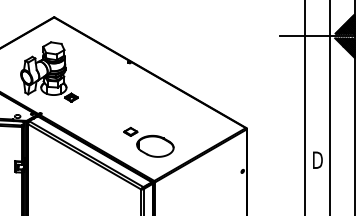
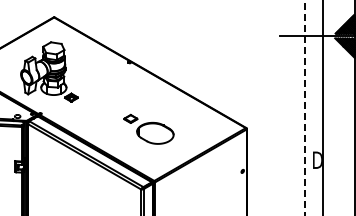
line: solid -> dashed (305, 107)
line position: (330, 107) -> (323, 107) (323, 107)
part position: (148, 141) -> (148, 128) (148, 128)
